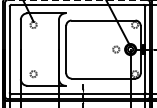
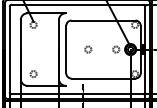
line: dashed -> solid (77, 0)
circle: none -> present (88, 49)
